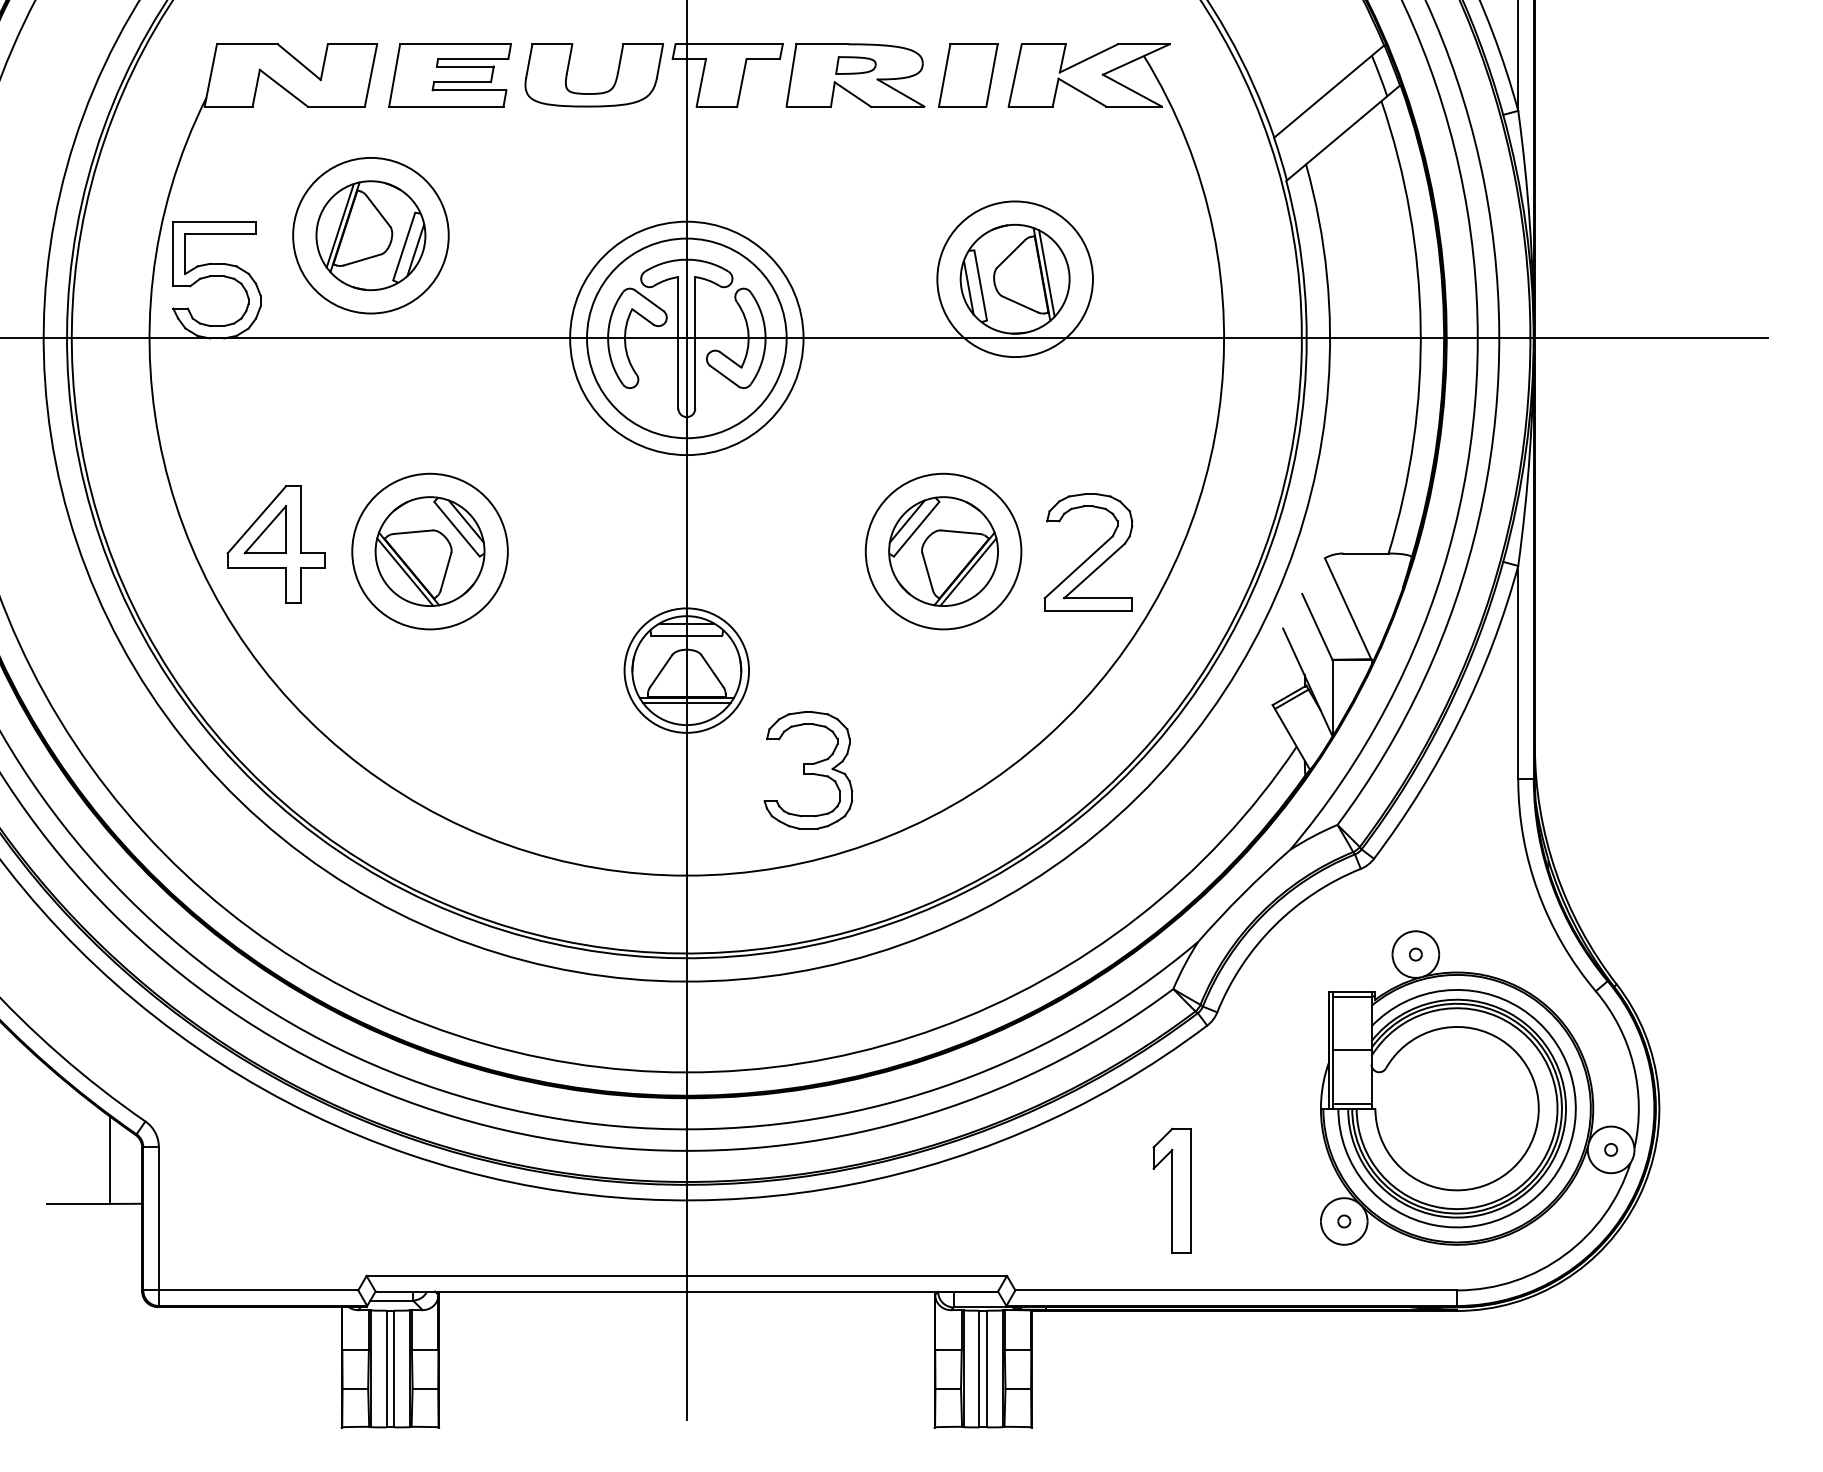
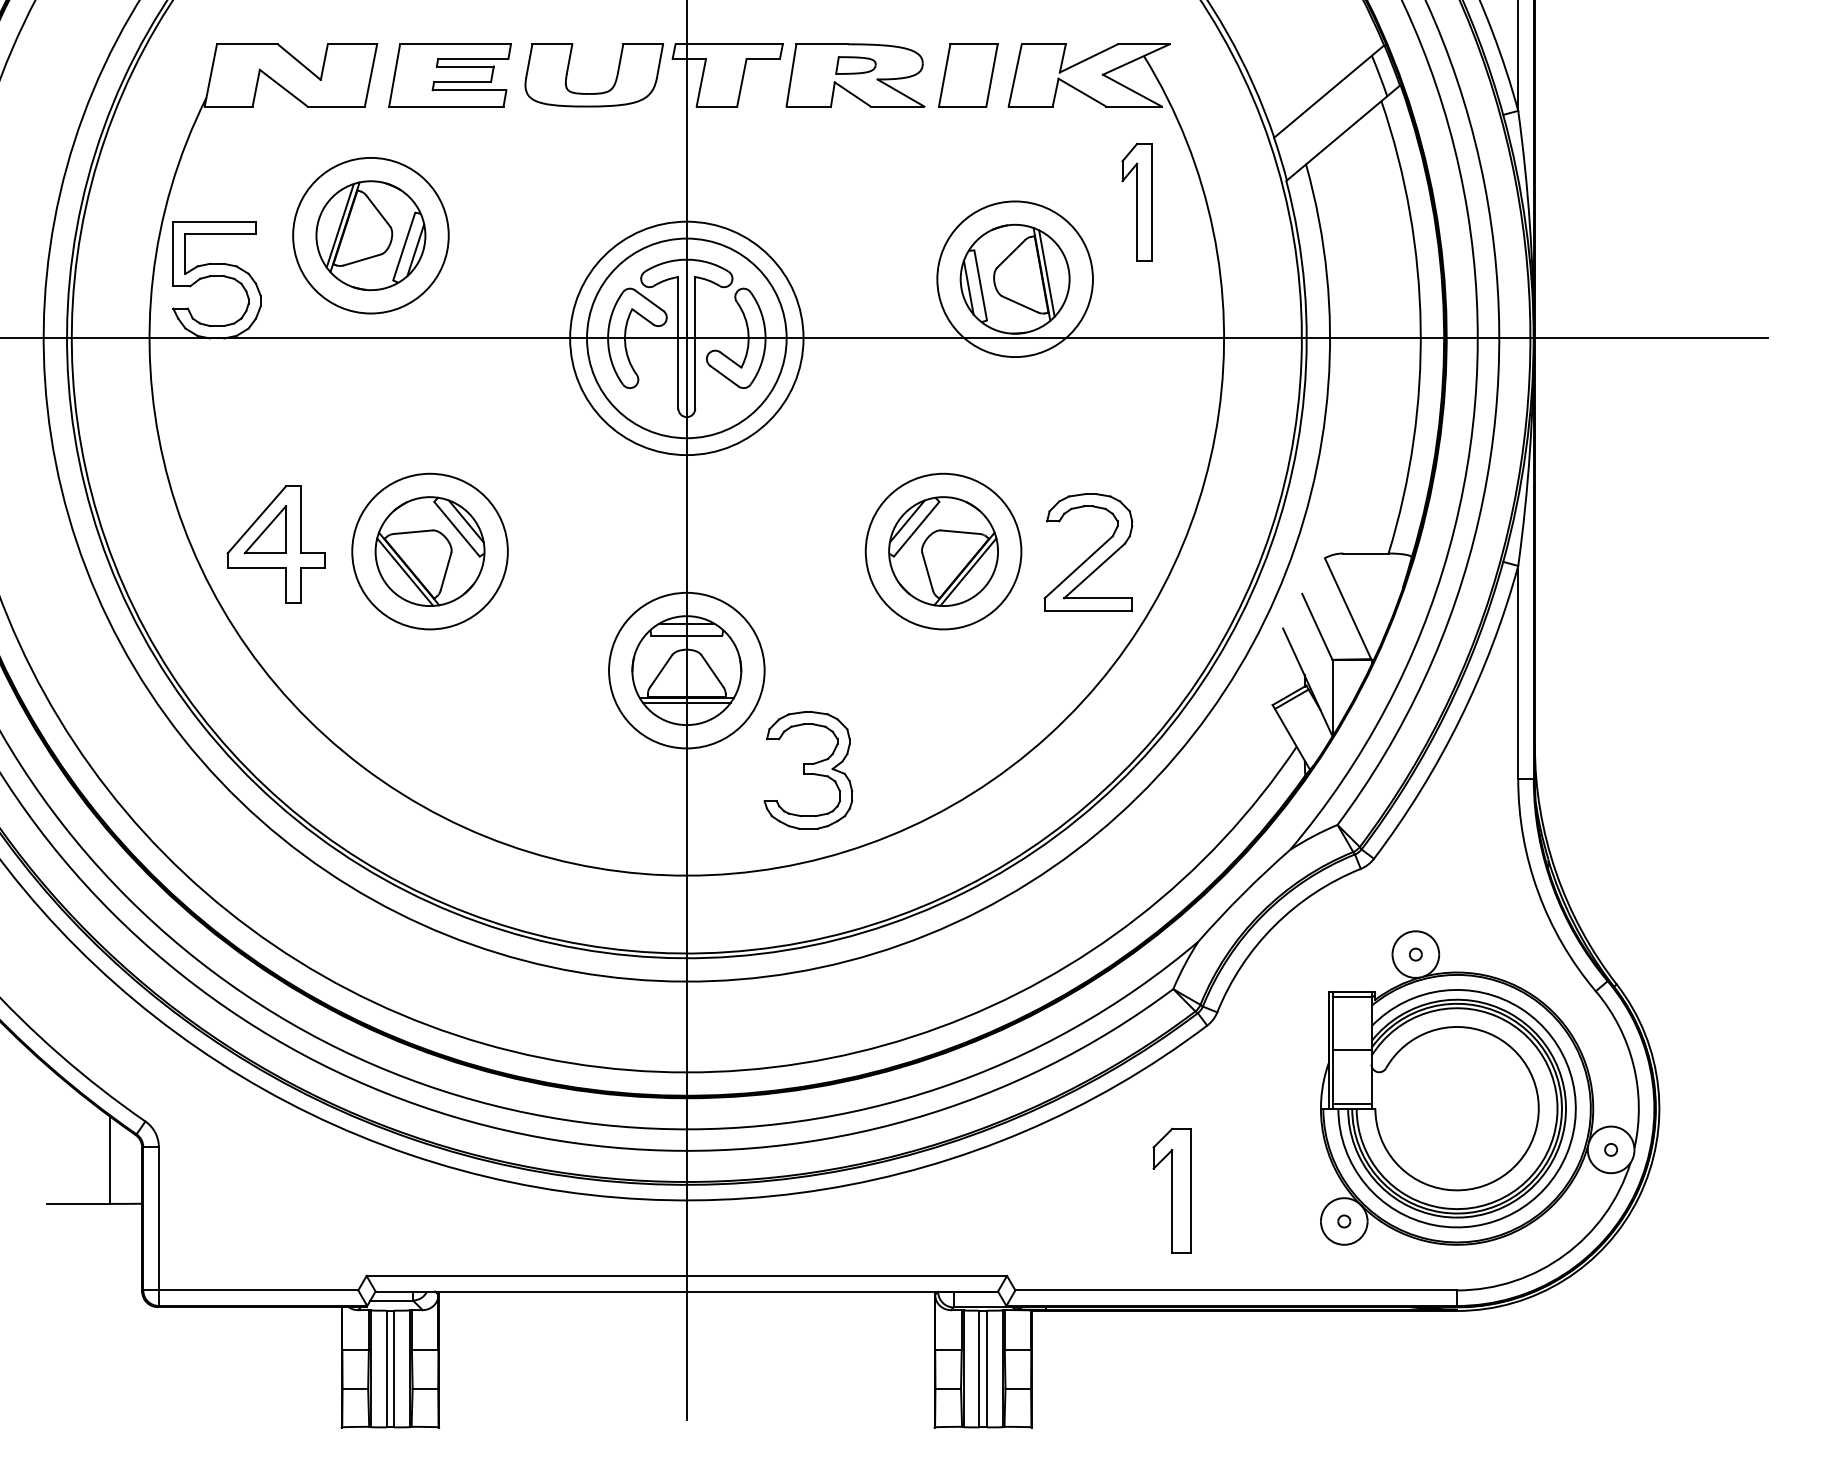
part: none -> present (1136, 201)
circle diameter: 124 px -> 156 px (686, 670)
